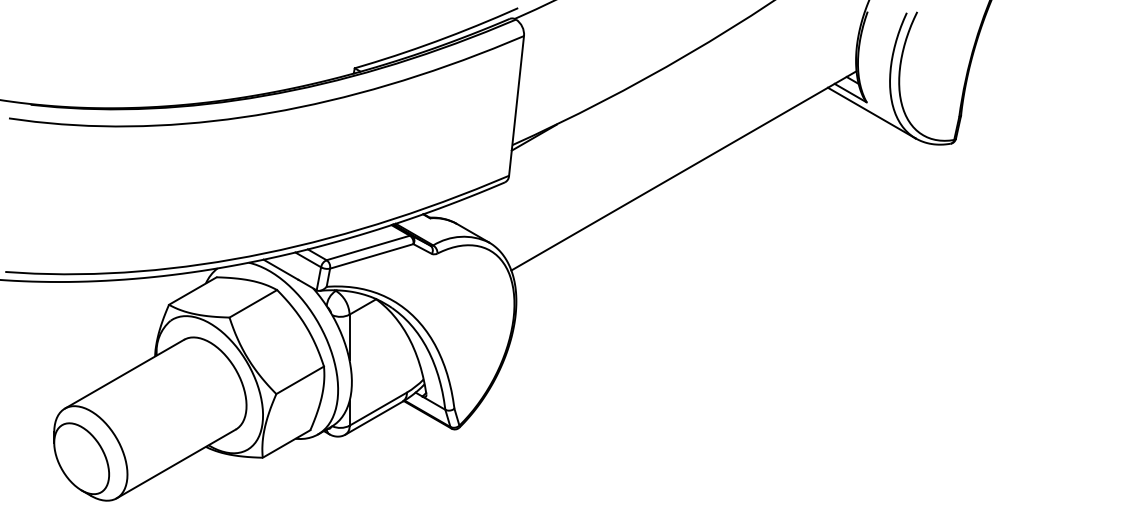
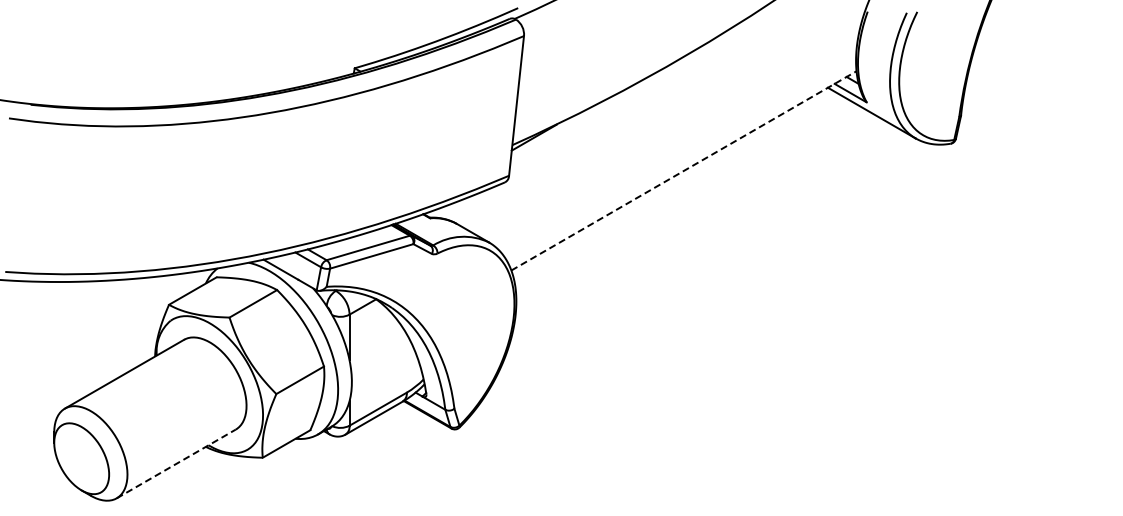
line: solid -> dashed (684, 170)
line: solid -> dashed (176, 463)
